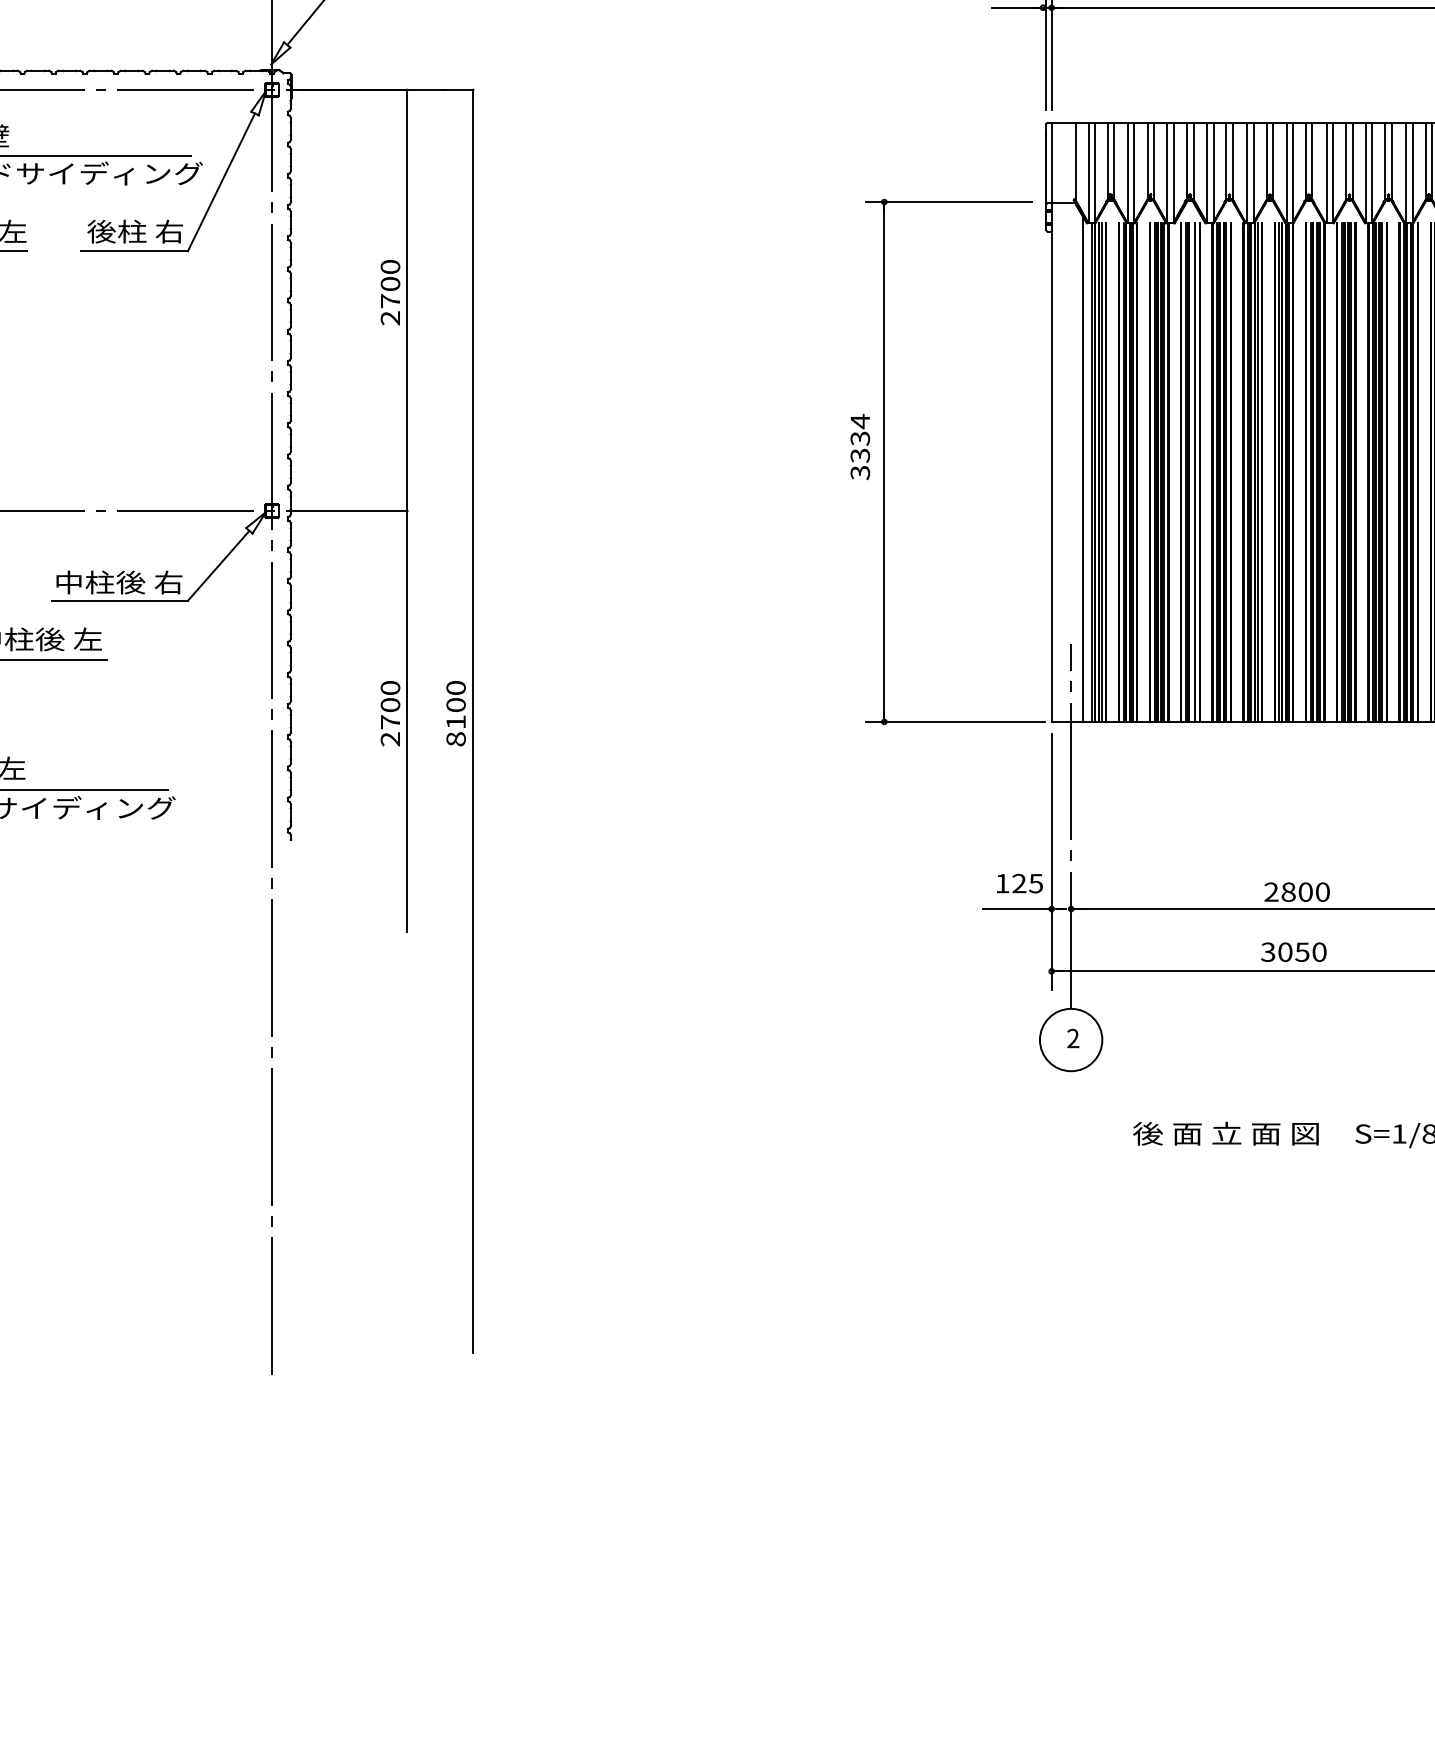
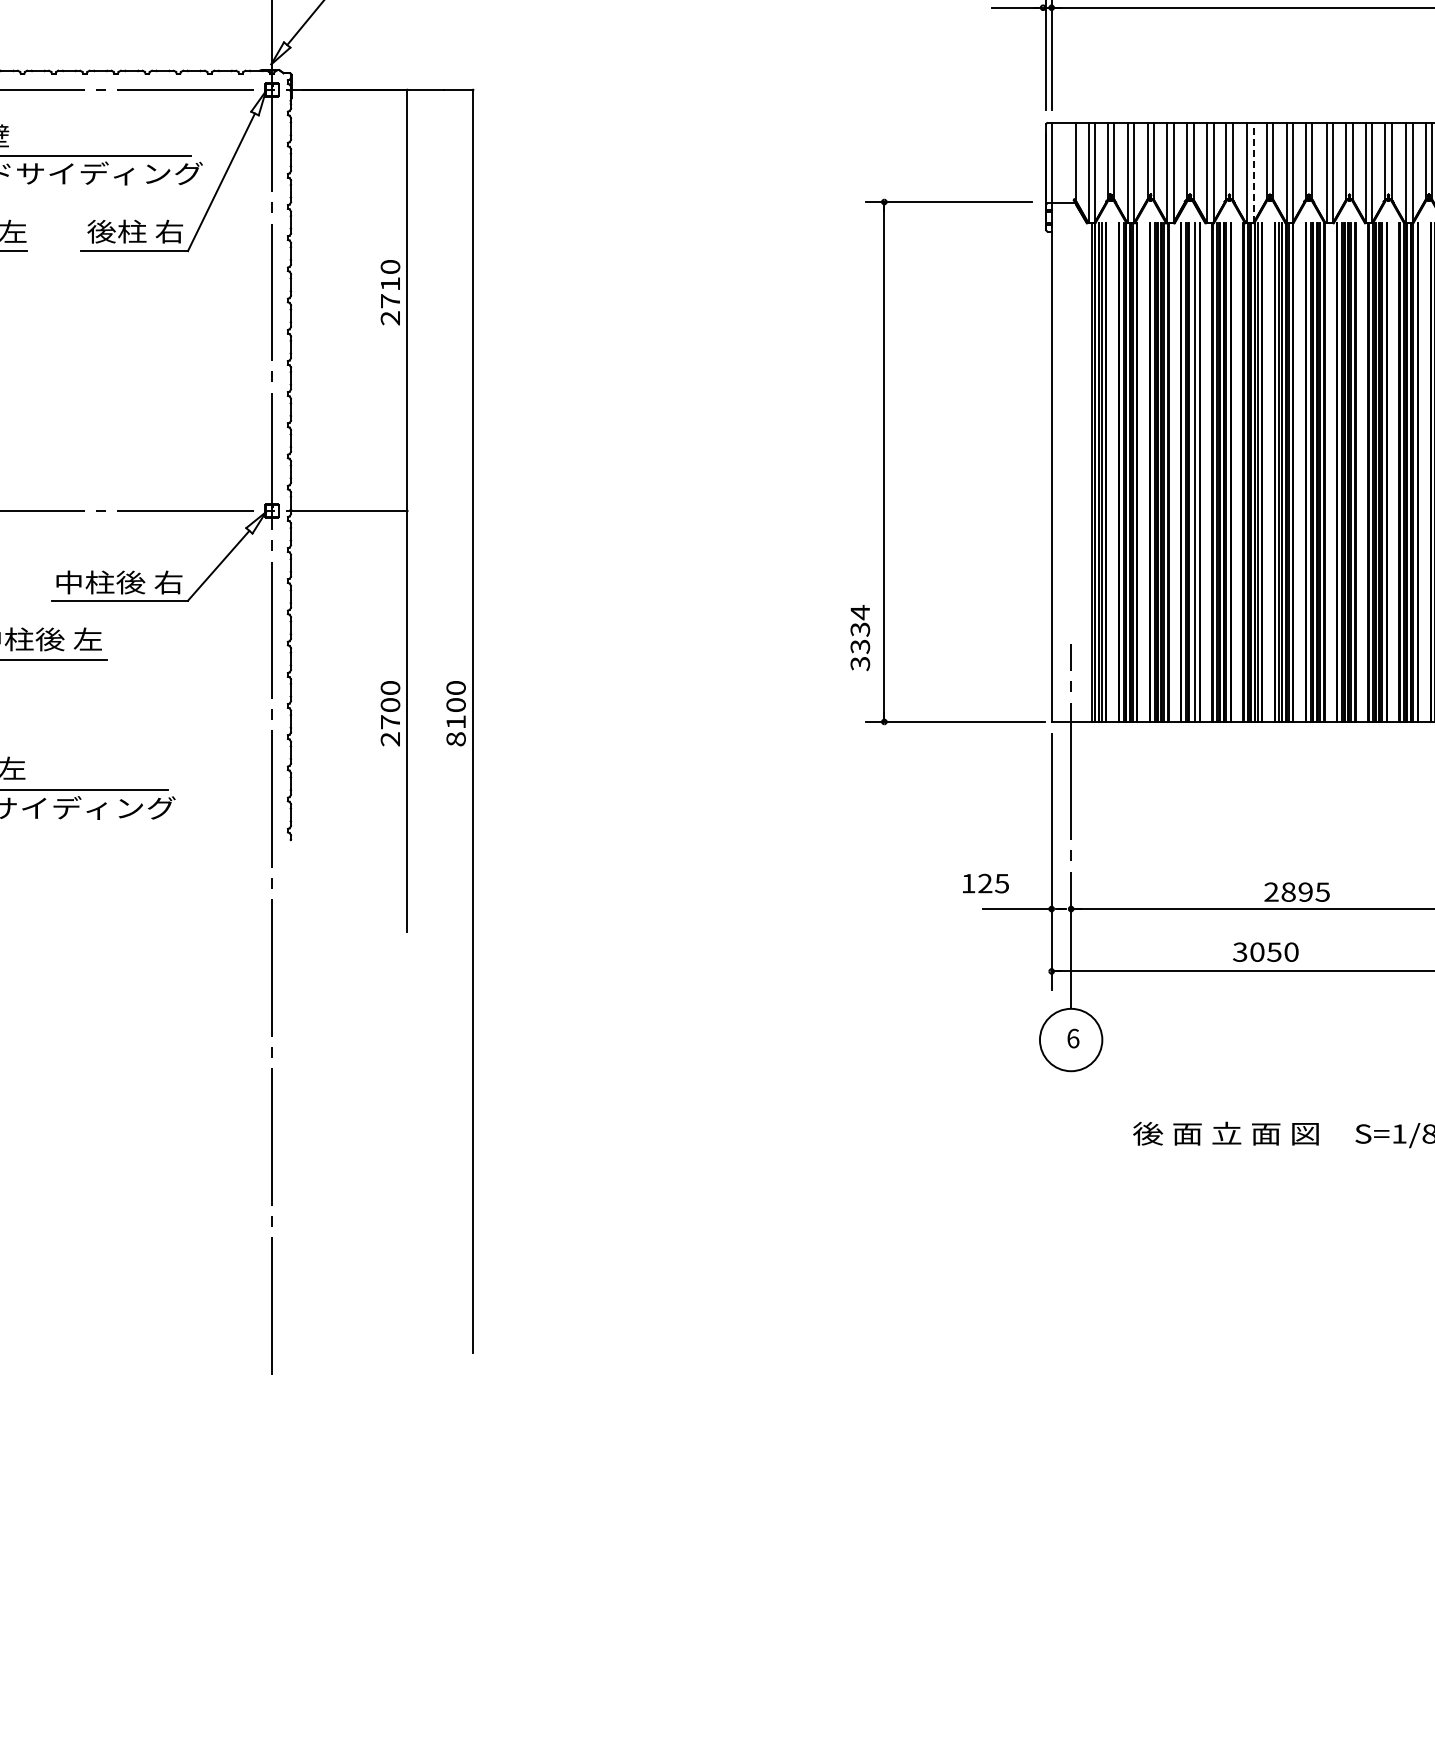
line: solid -> dashed (1253, 172)
text: 2700 -> 2710 (390, 283)
text position: (860, 447) -> (860, 638) (860, 638)
line: present -> none (1083, 468)
text position: (1019, 883) -> (985, 883) (985, 883)
text: 2800 -> 2895 (1313, 891)
text position: (1293, 951) -> (1265, 951) (1265, 951)
text: 2 -> 6 (1073, 1038)
